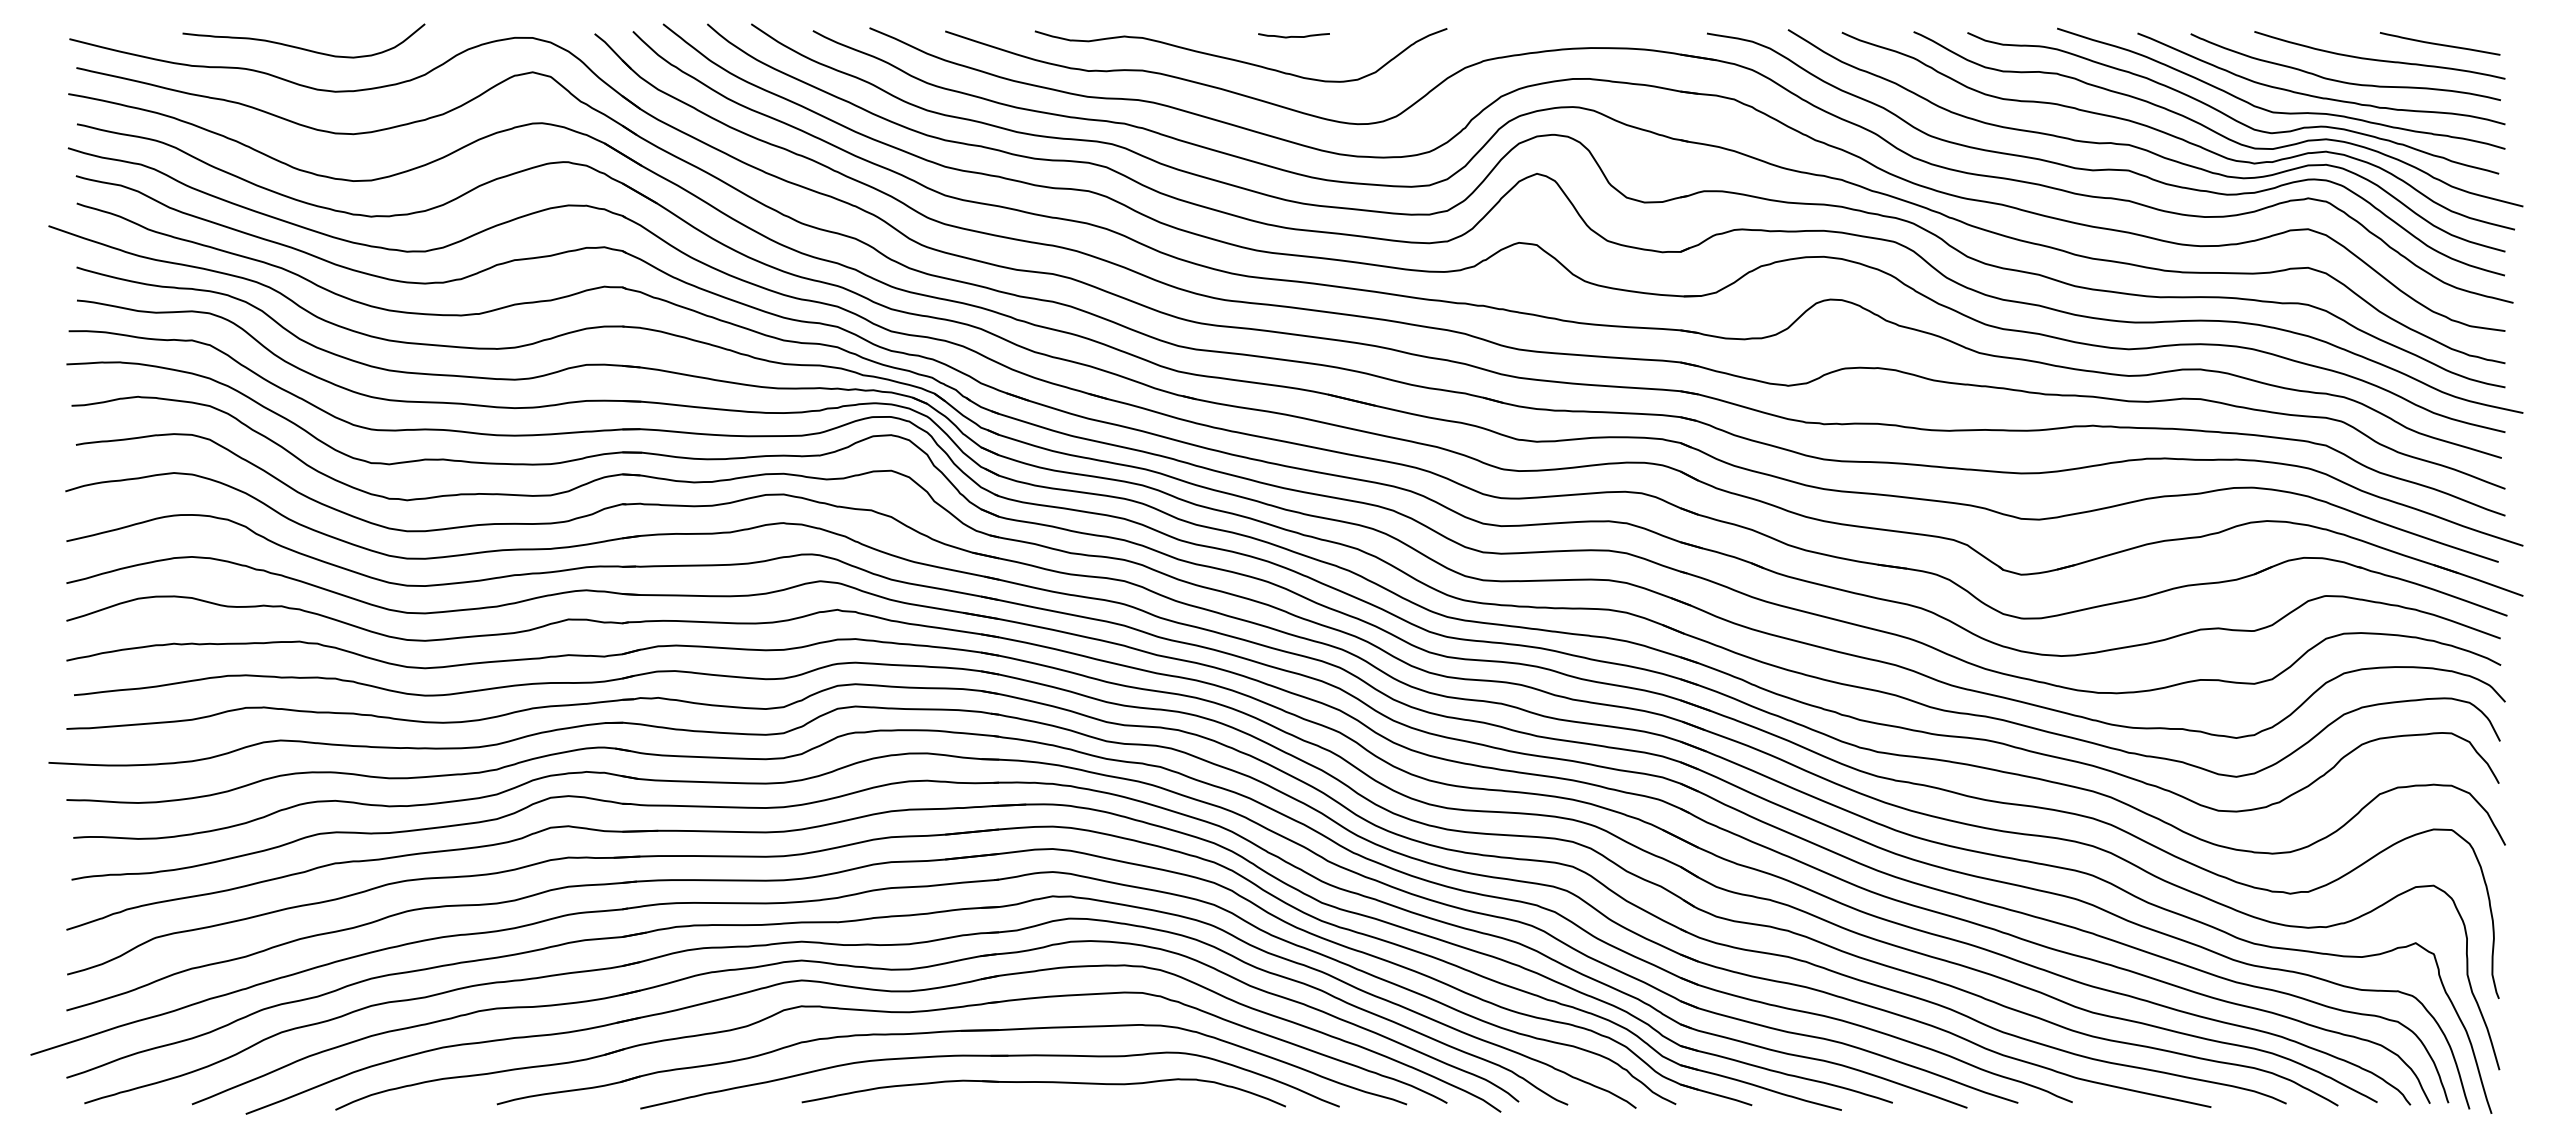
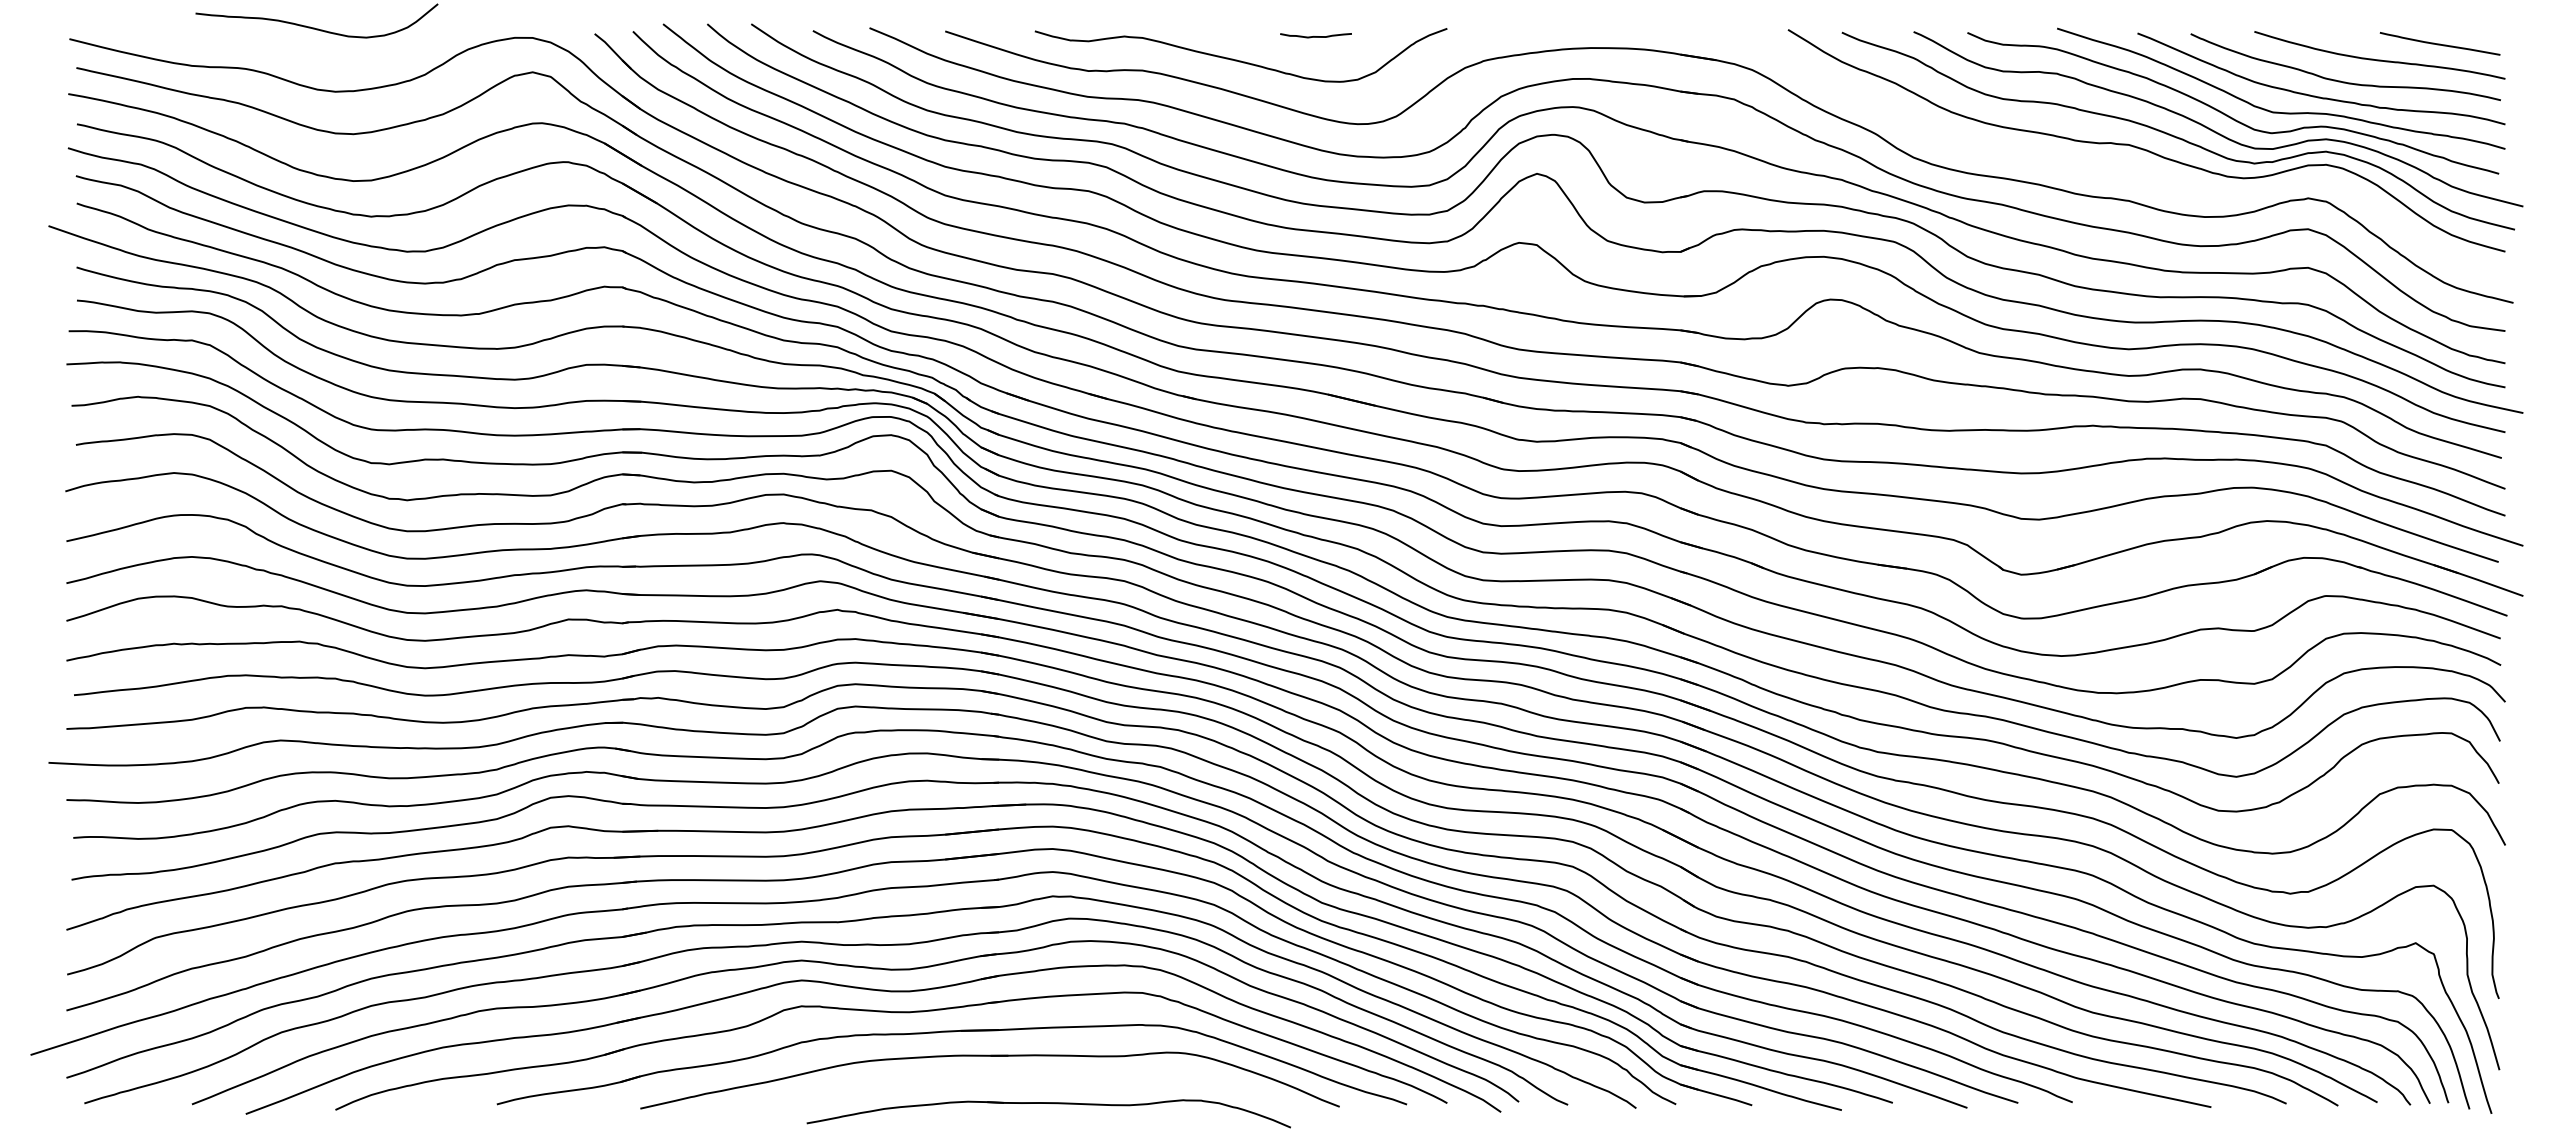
curve position: (1293, 36) -> (1315, 36) (1315, 36)
curve position: (301, 47) -> (314, 27) (314, 27)
curve: present -> none (2105, 168)
part position: (1043, 1082) -> (1048, 1103) (1048, 1103)
